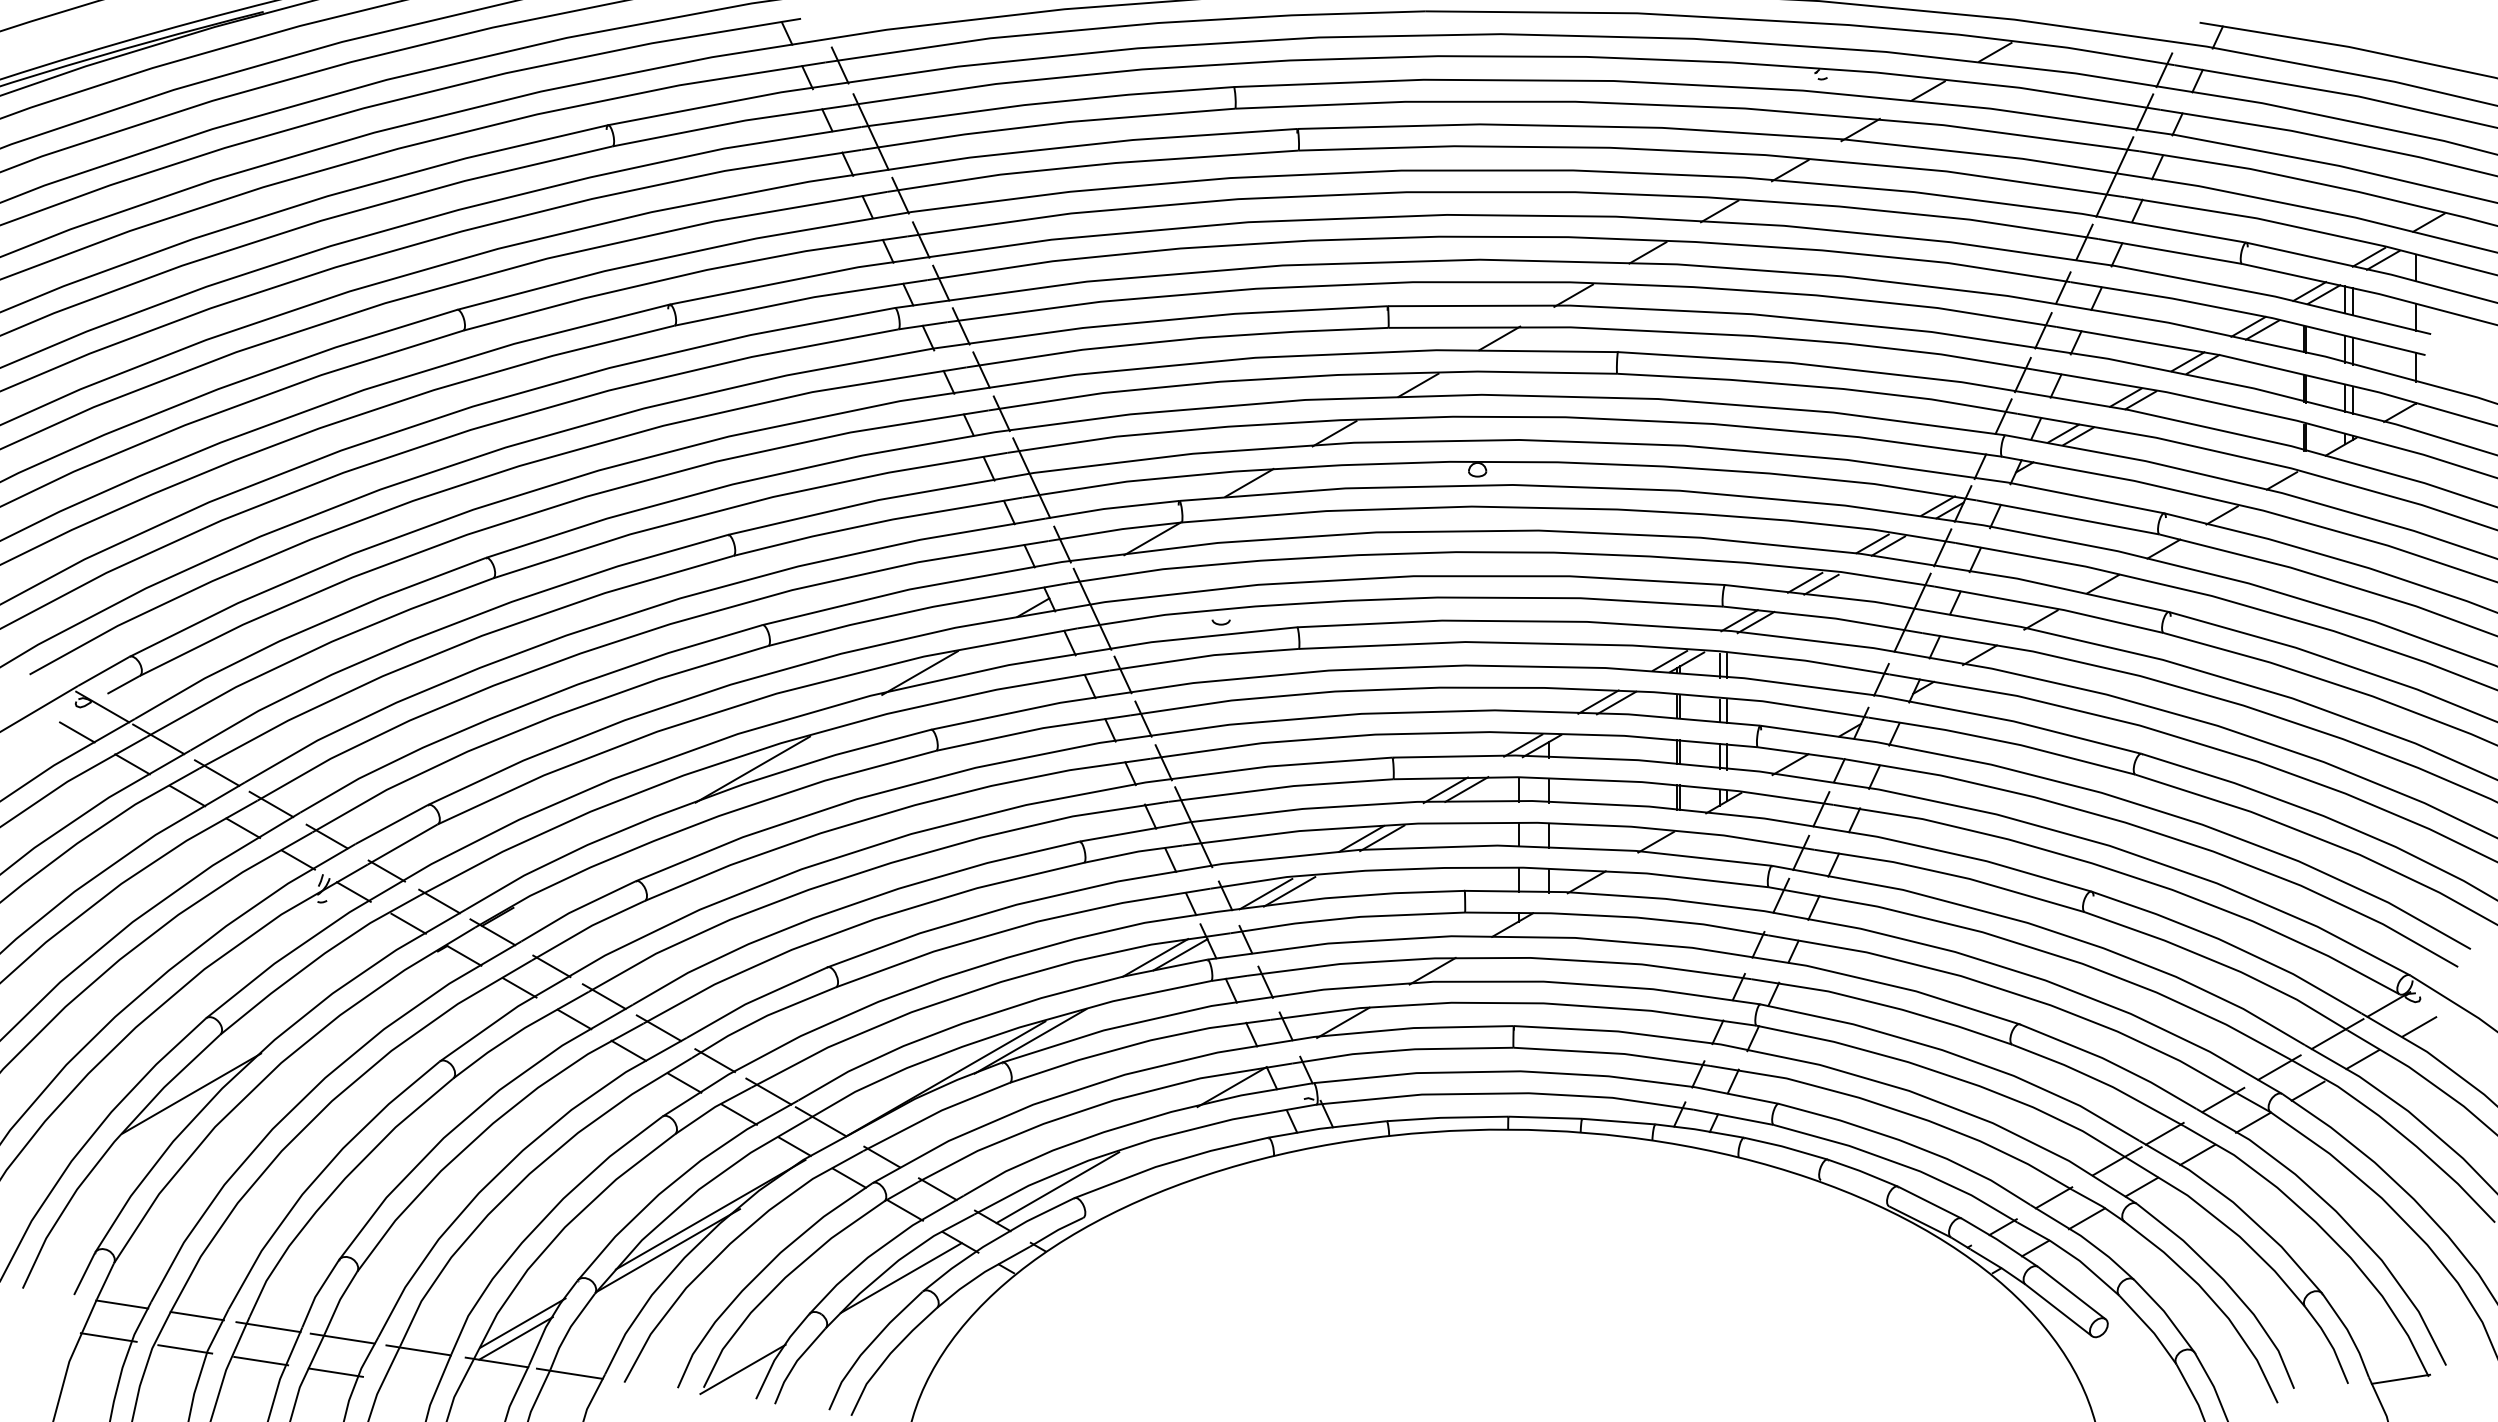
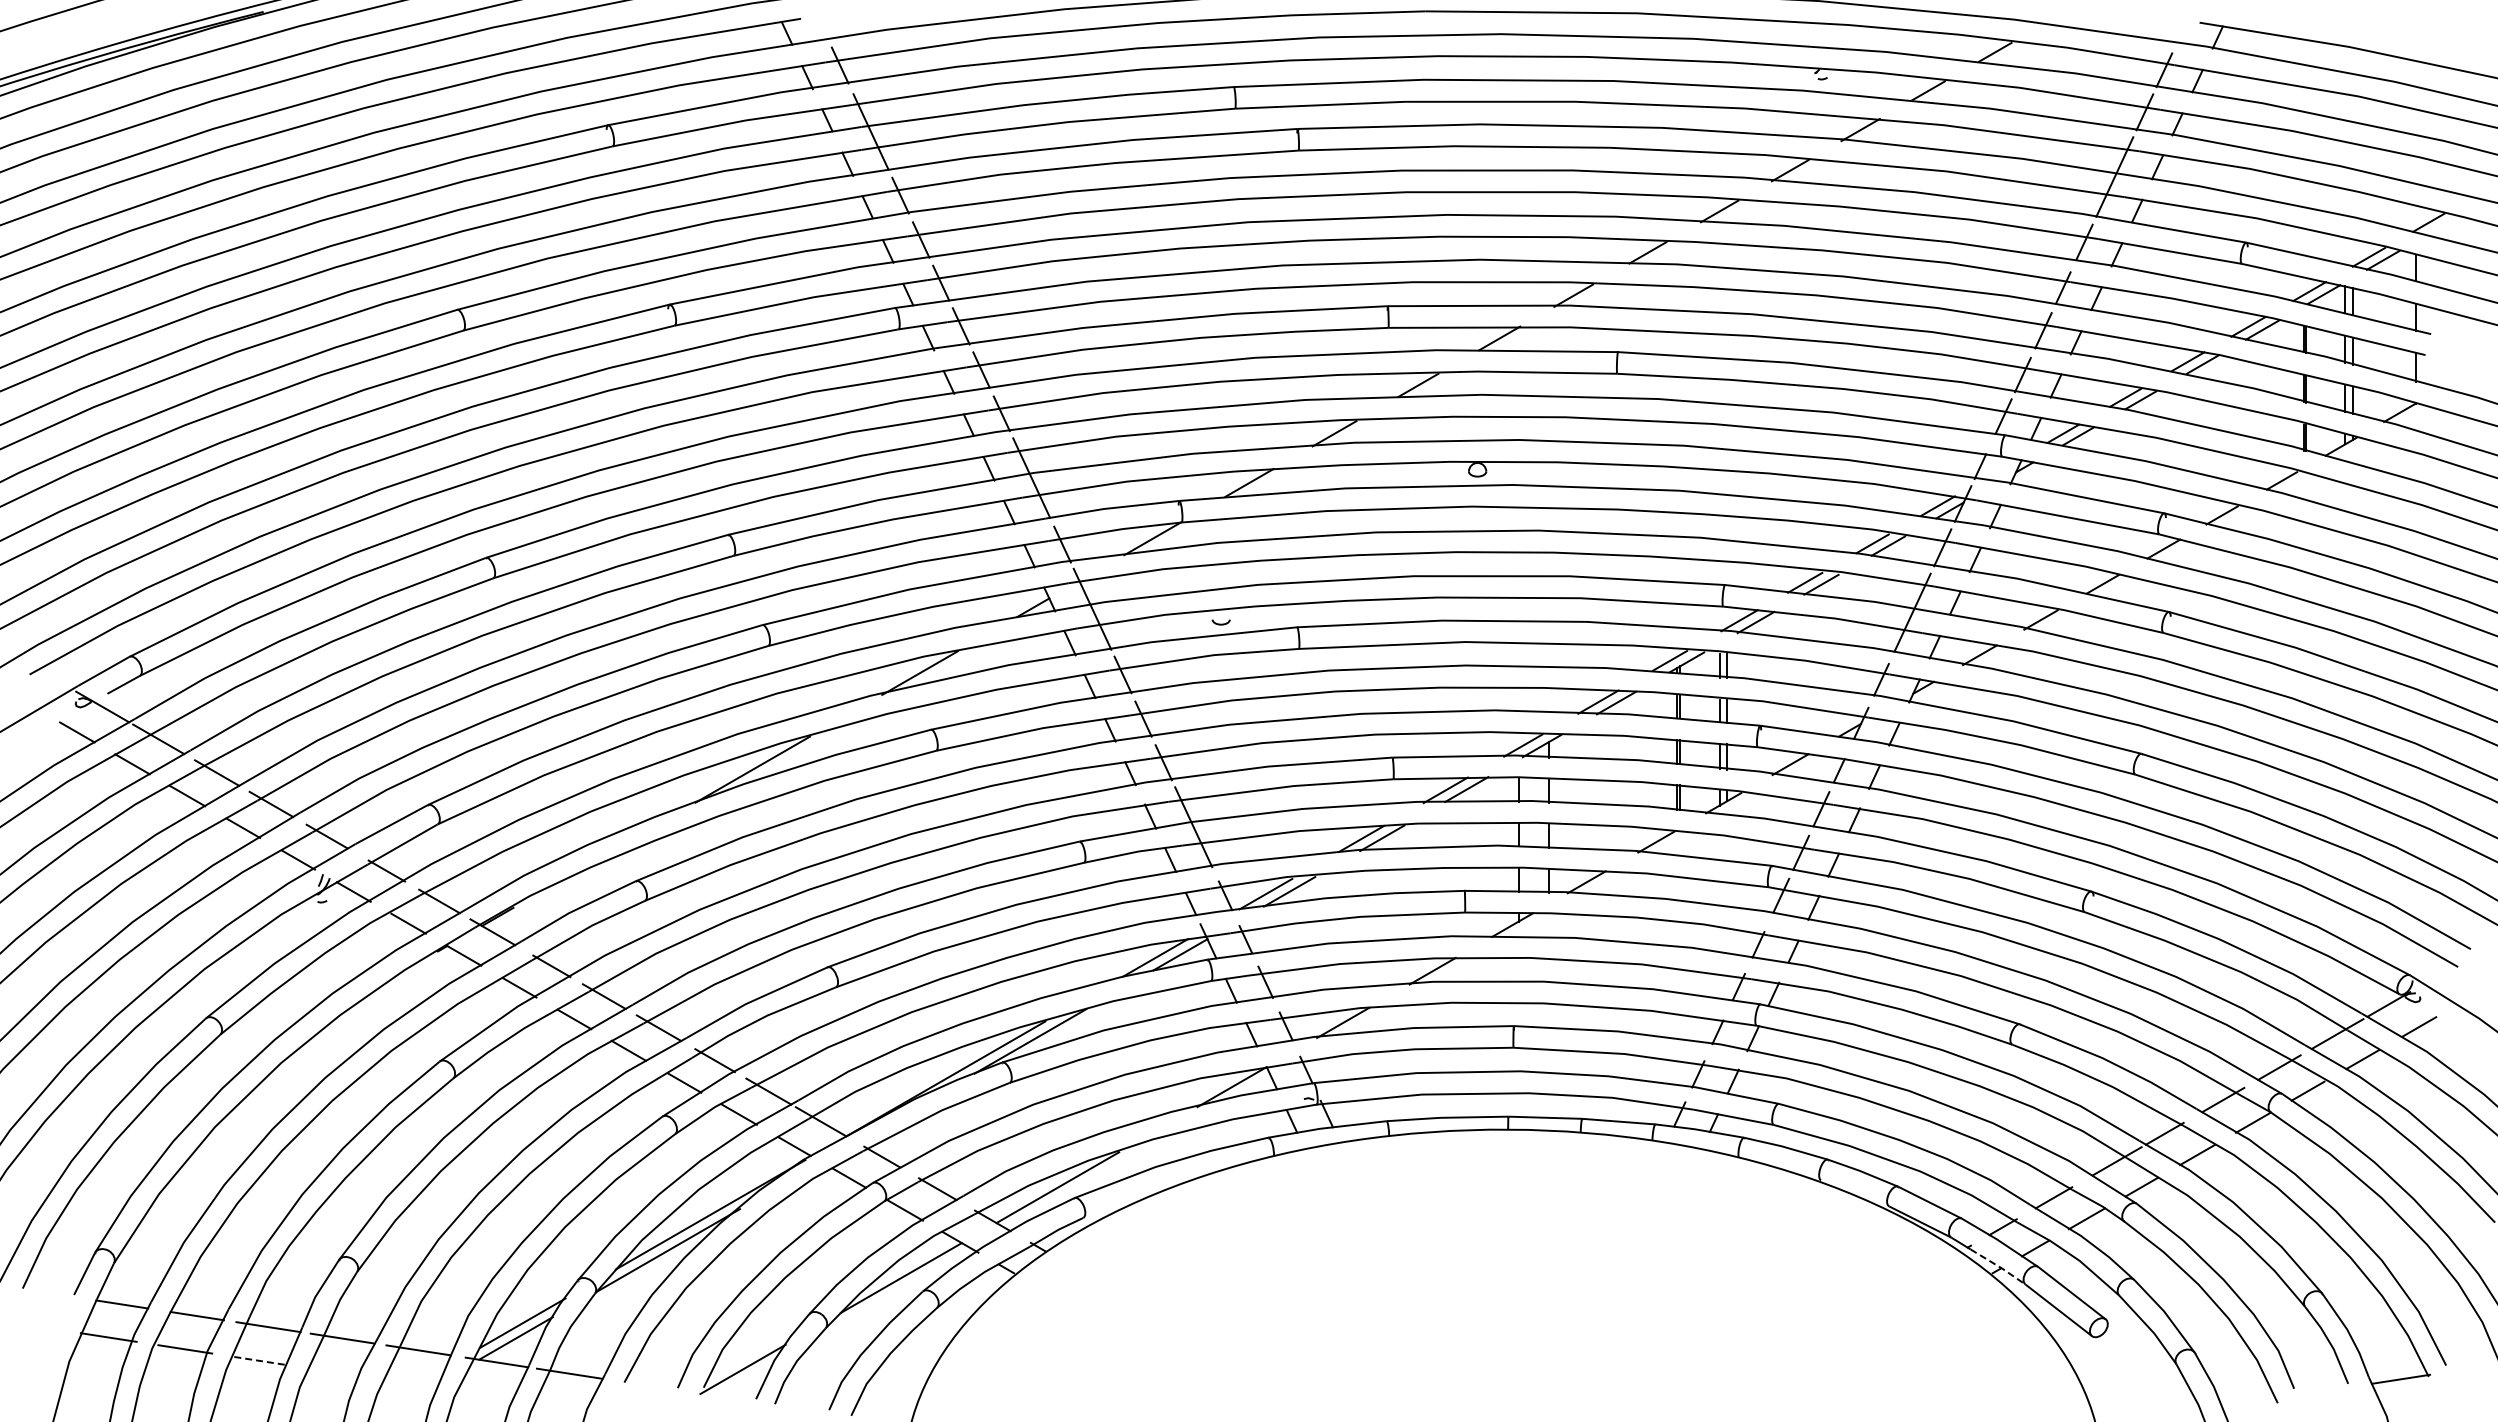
line: present -> none (191, 1093)
line: solid -> dashed (1999, 1266)
line: solid -> dashed (261, 1361)
line: present -> none (335, 1372)
